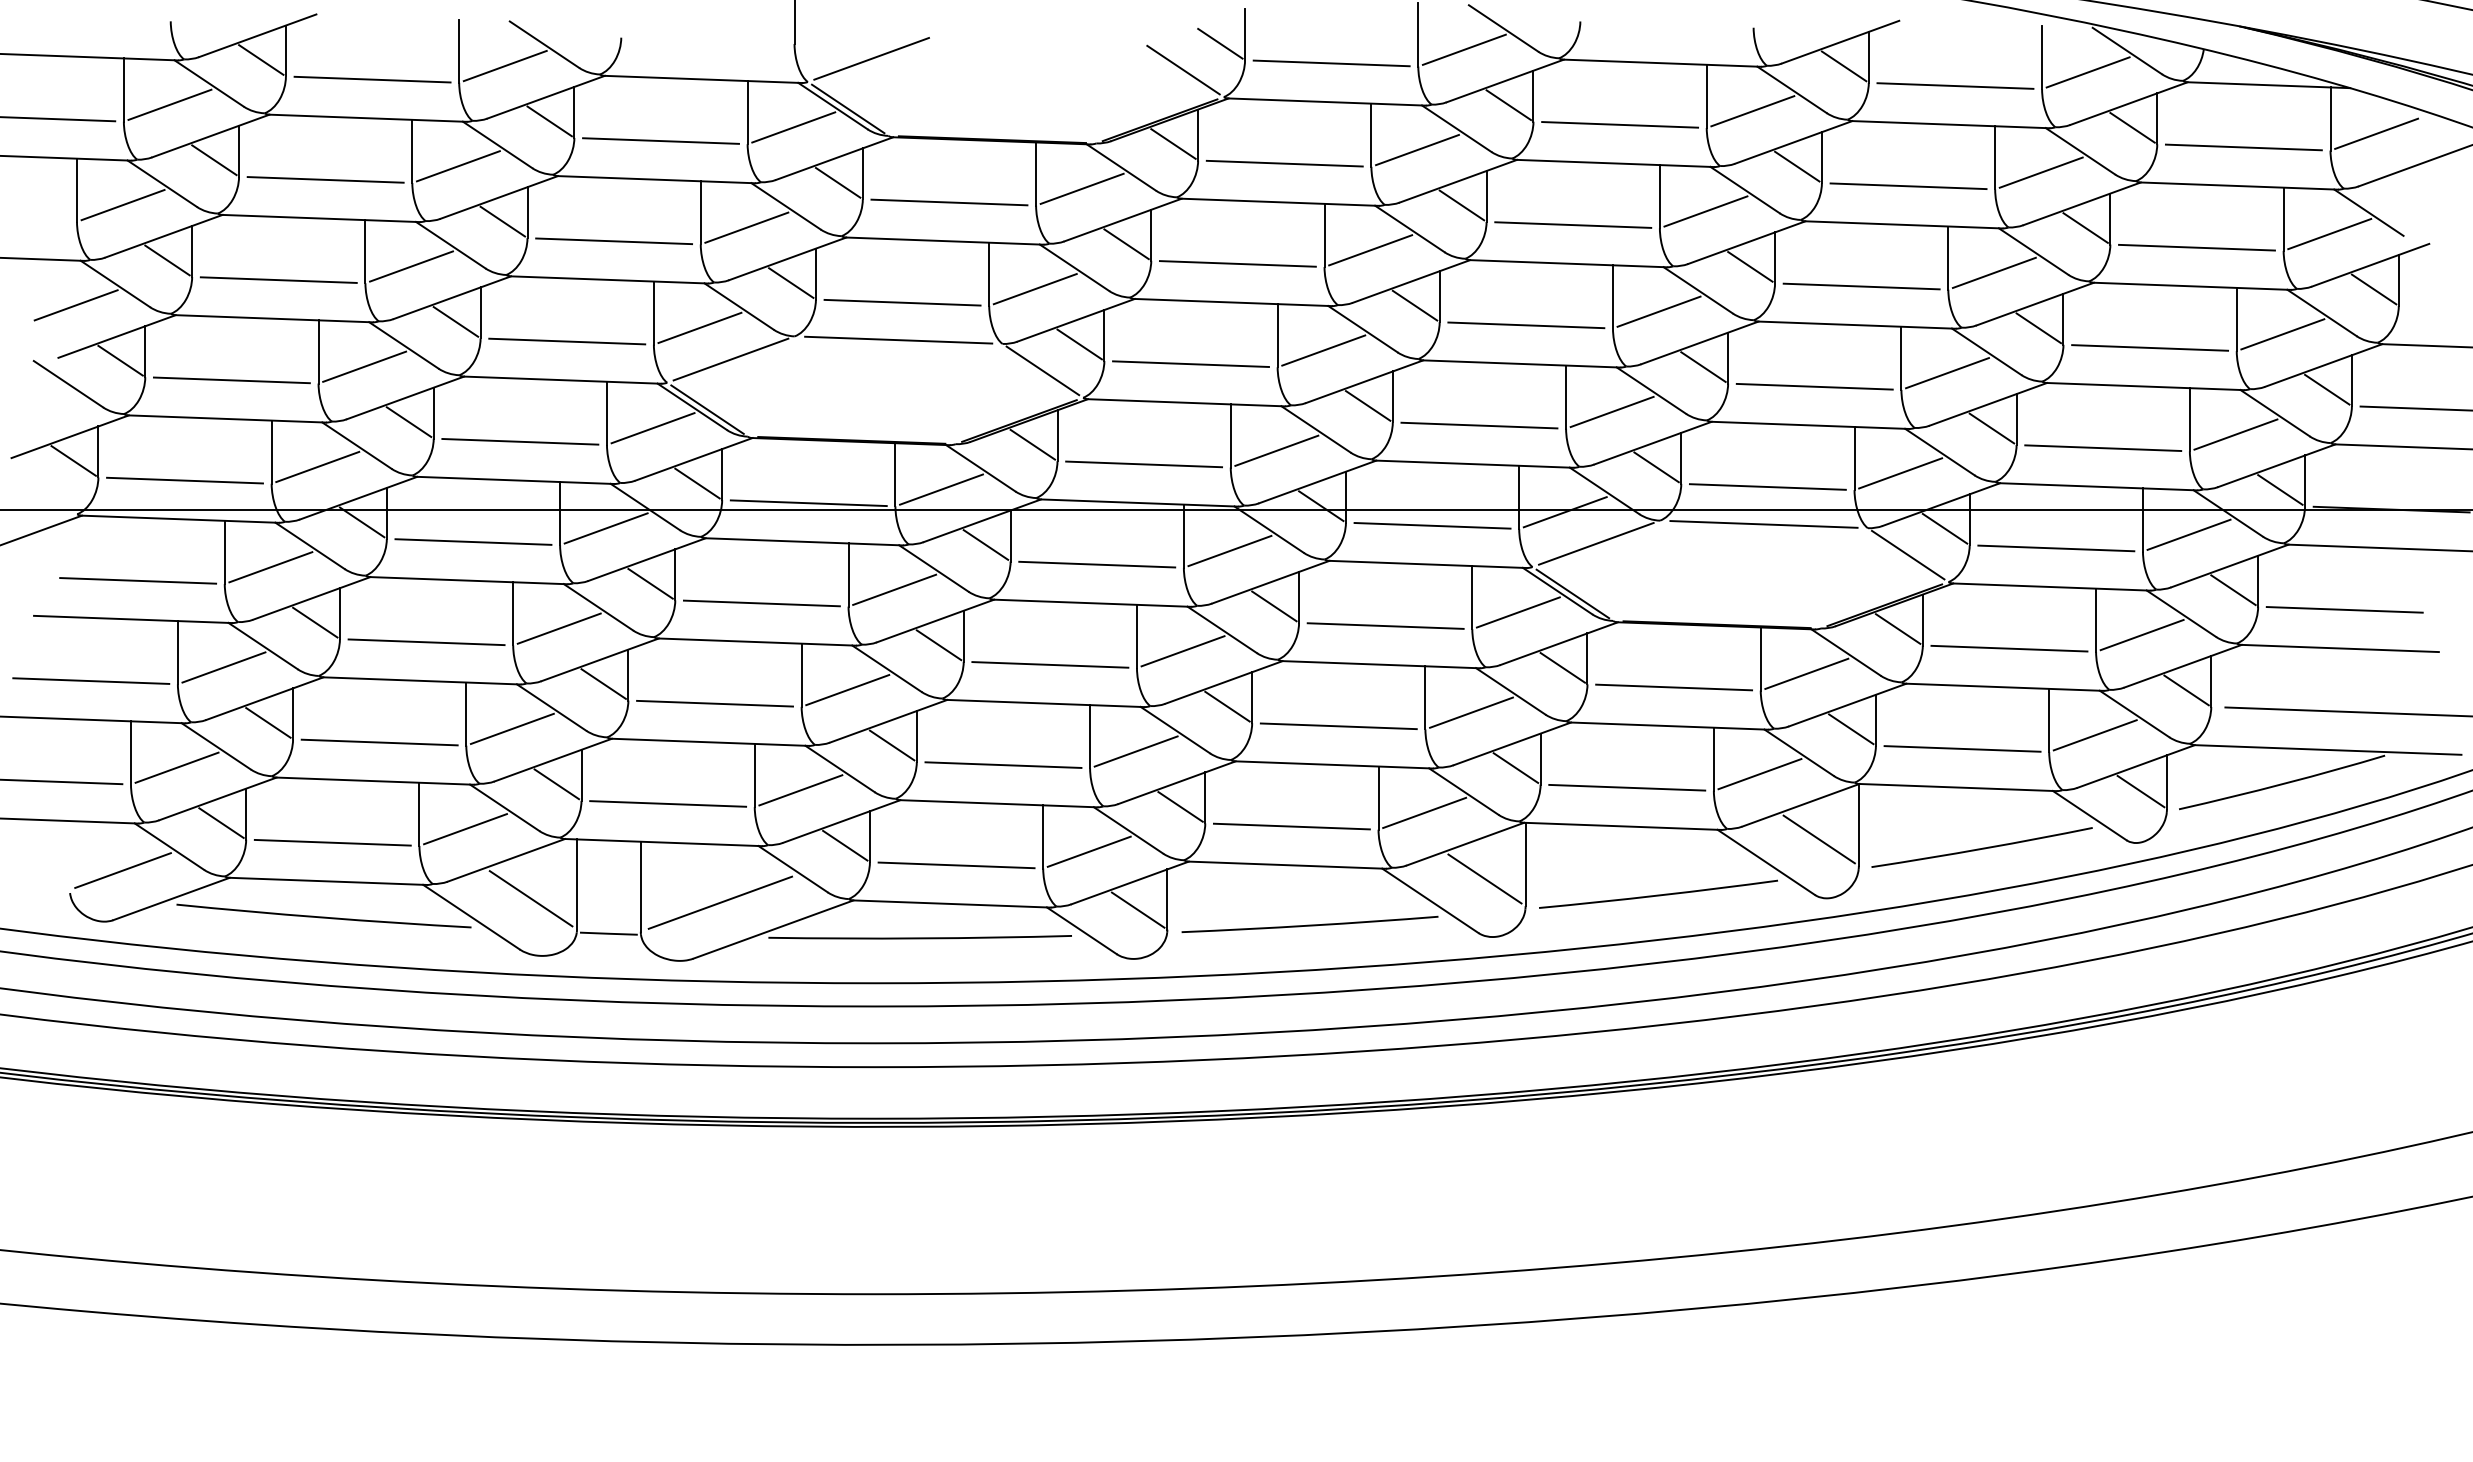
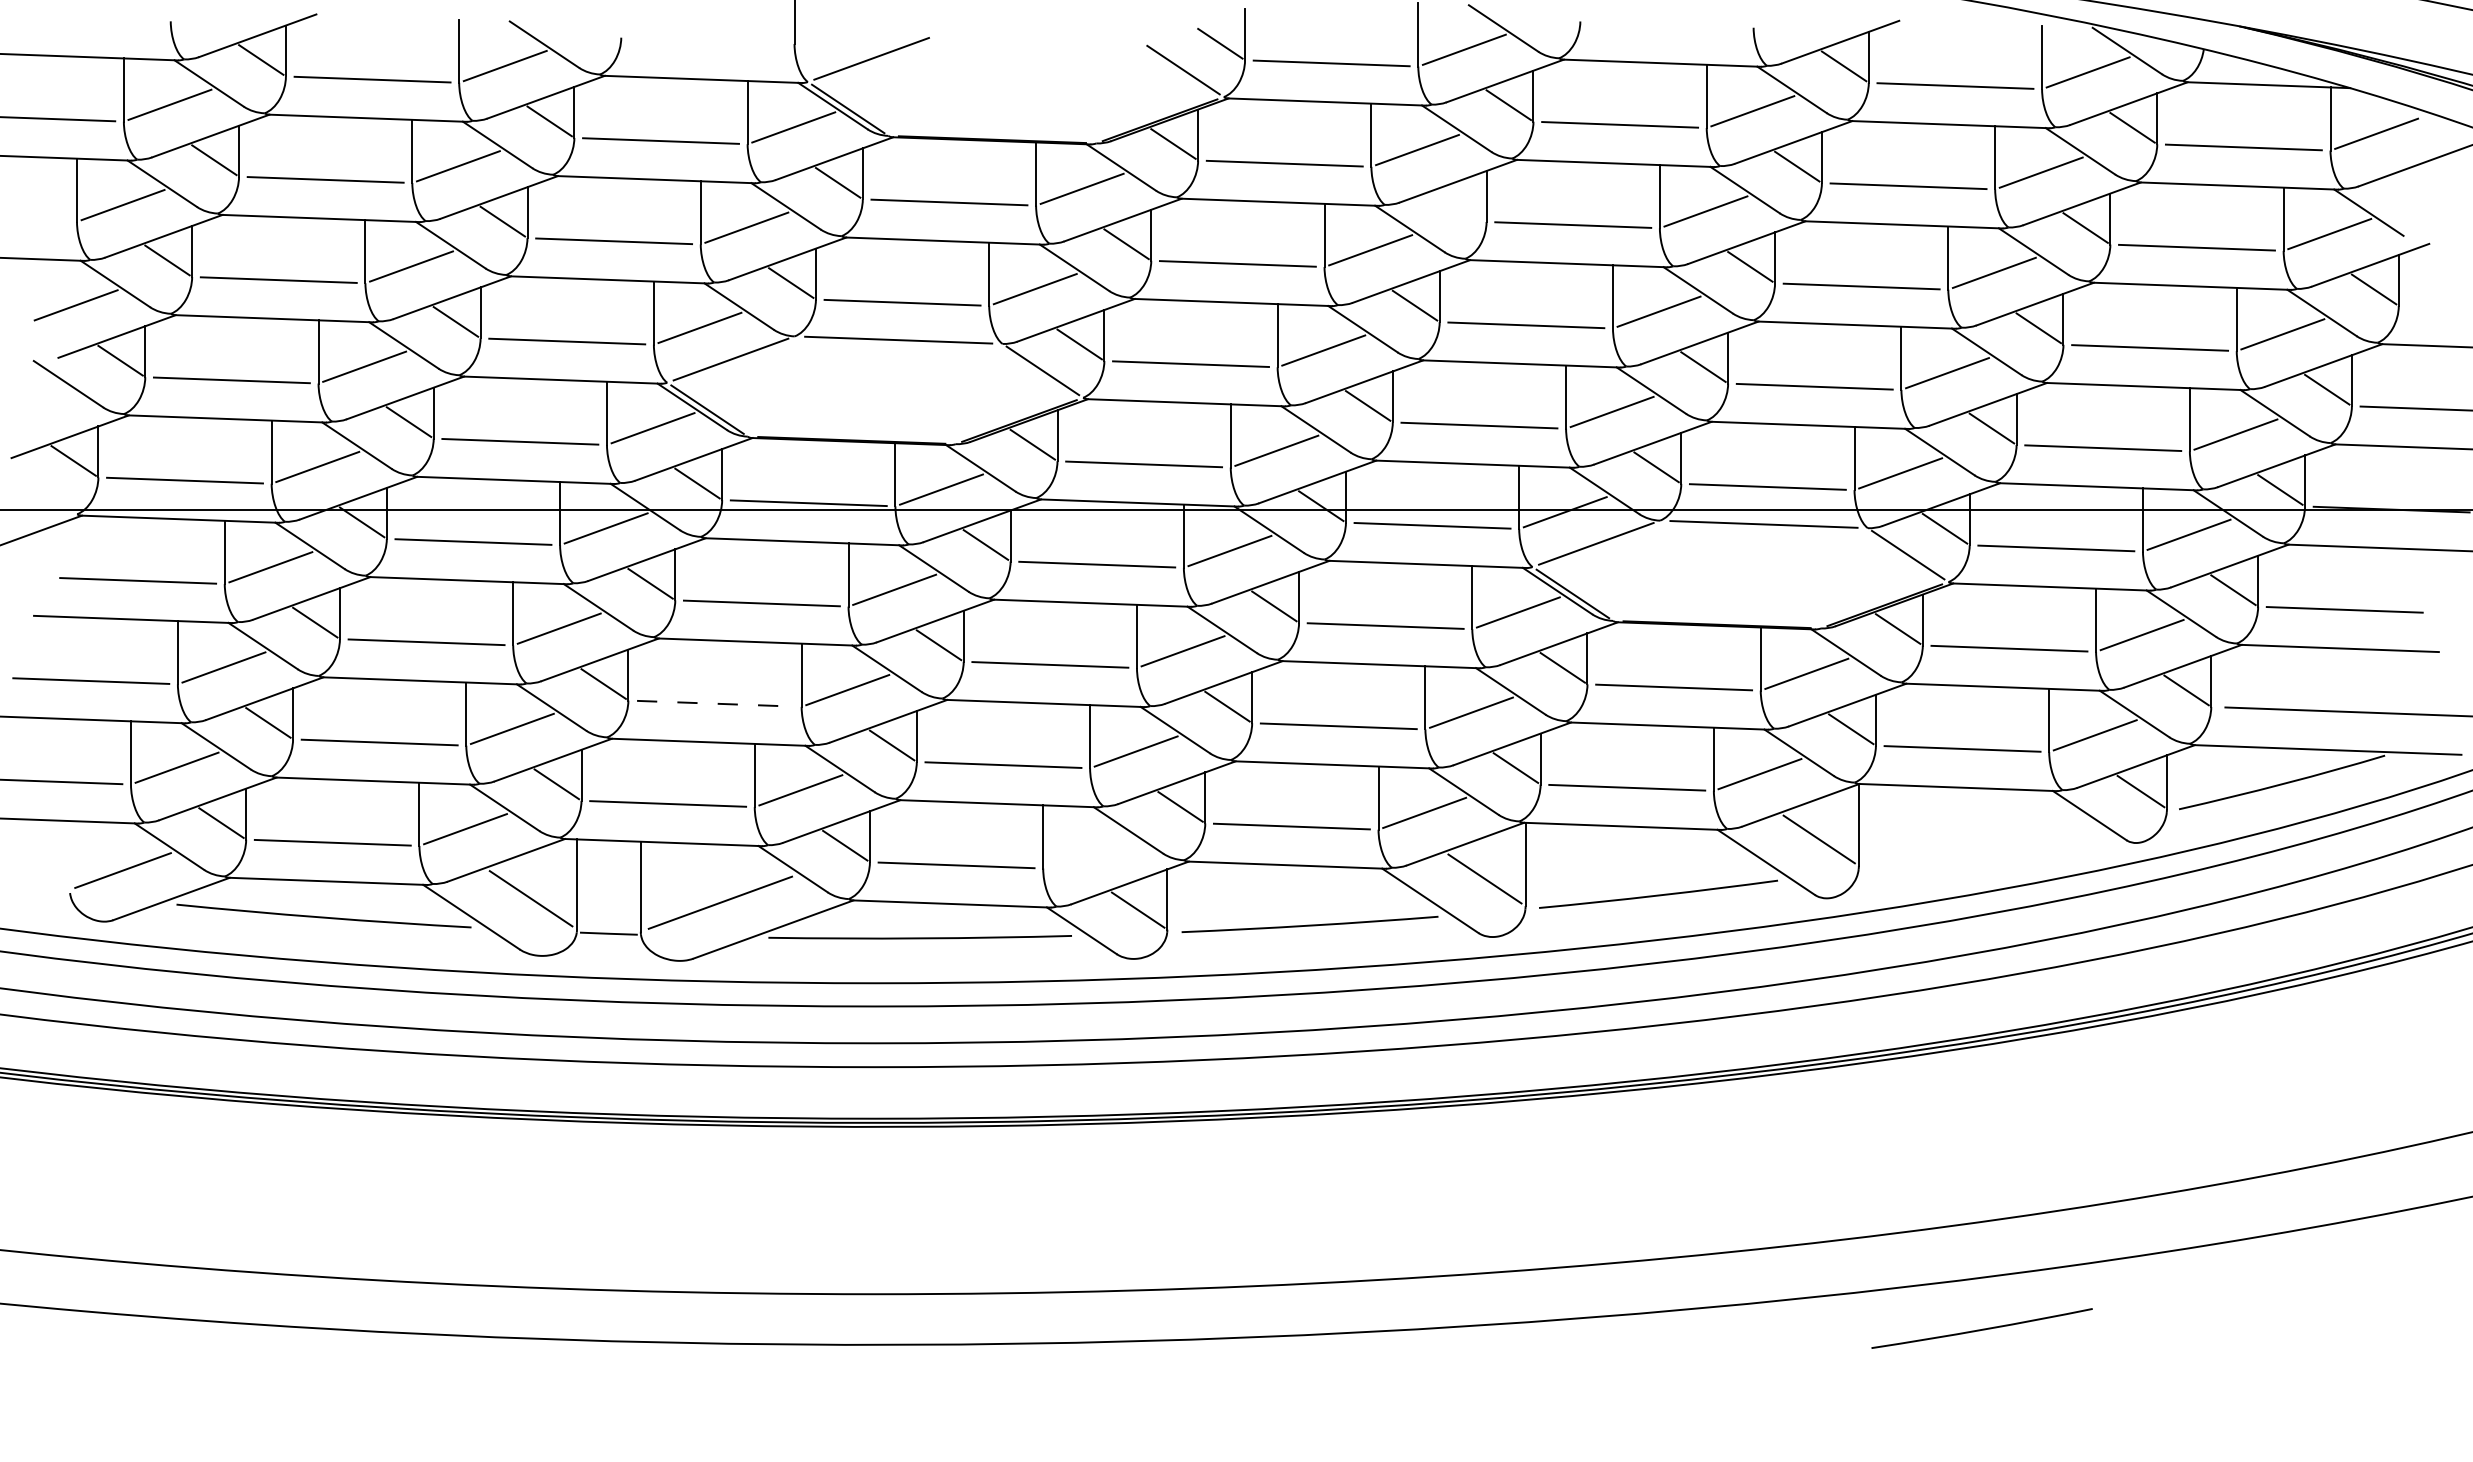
line: present -> none (1461, 205)
line: solid -> dashed (715, 703)
curve position: (1982, 847) -> (1982, 1328) (1982, 1328)
line: present -> none (1088, 851)
